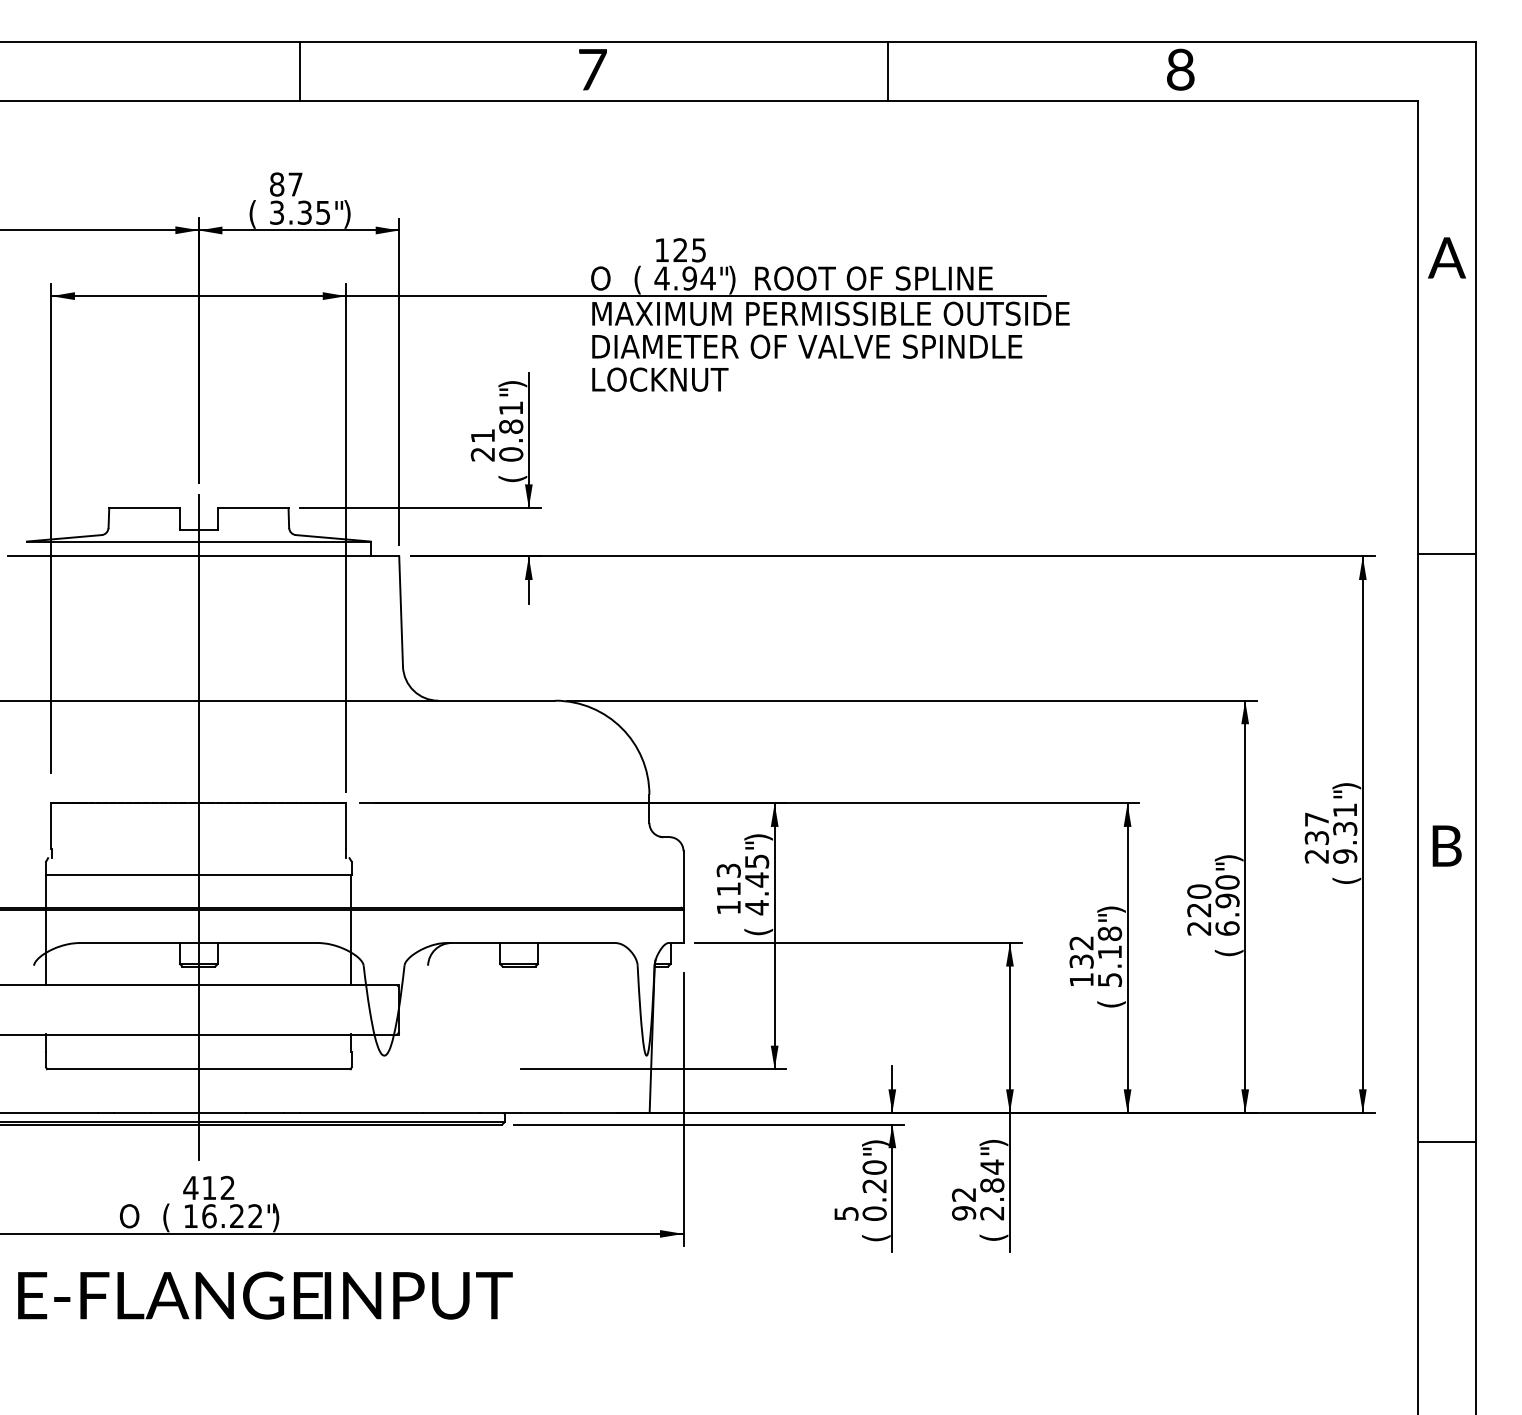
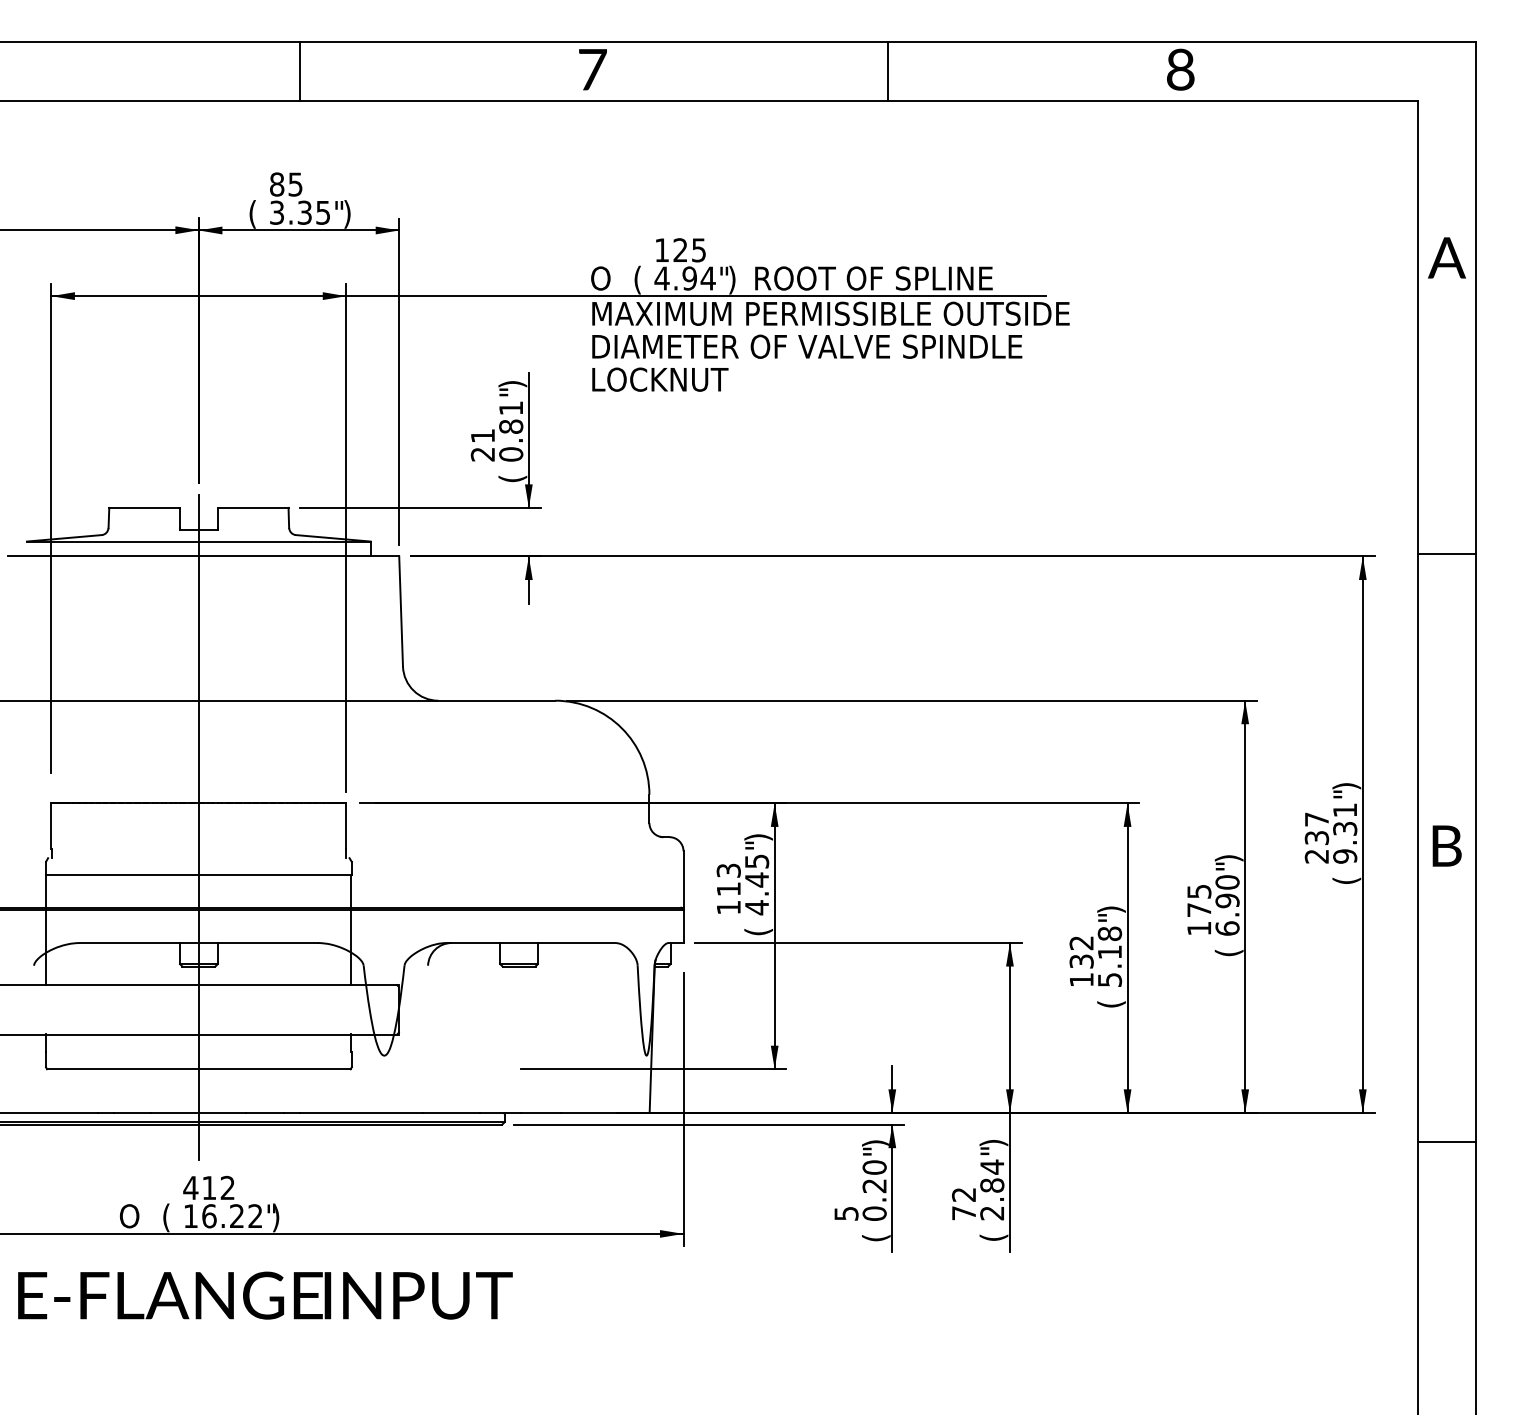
text: 87 -> 85 (295, 184)
text: 220 -> 175 (1199, 909)
text: 92 -> 72 (964, 1213)
